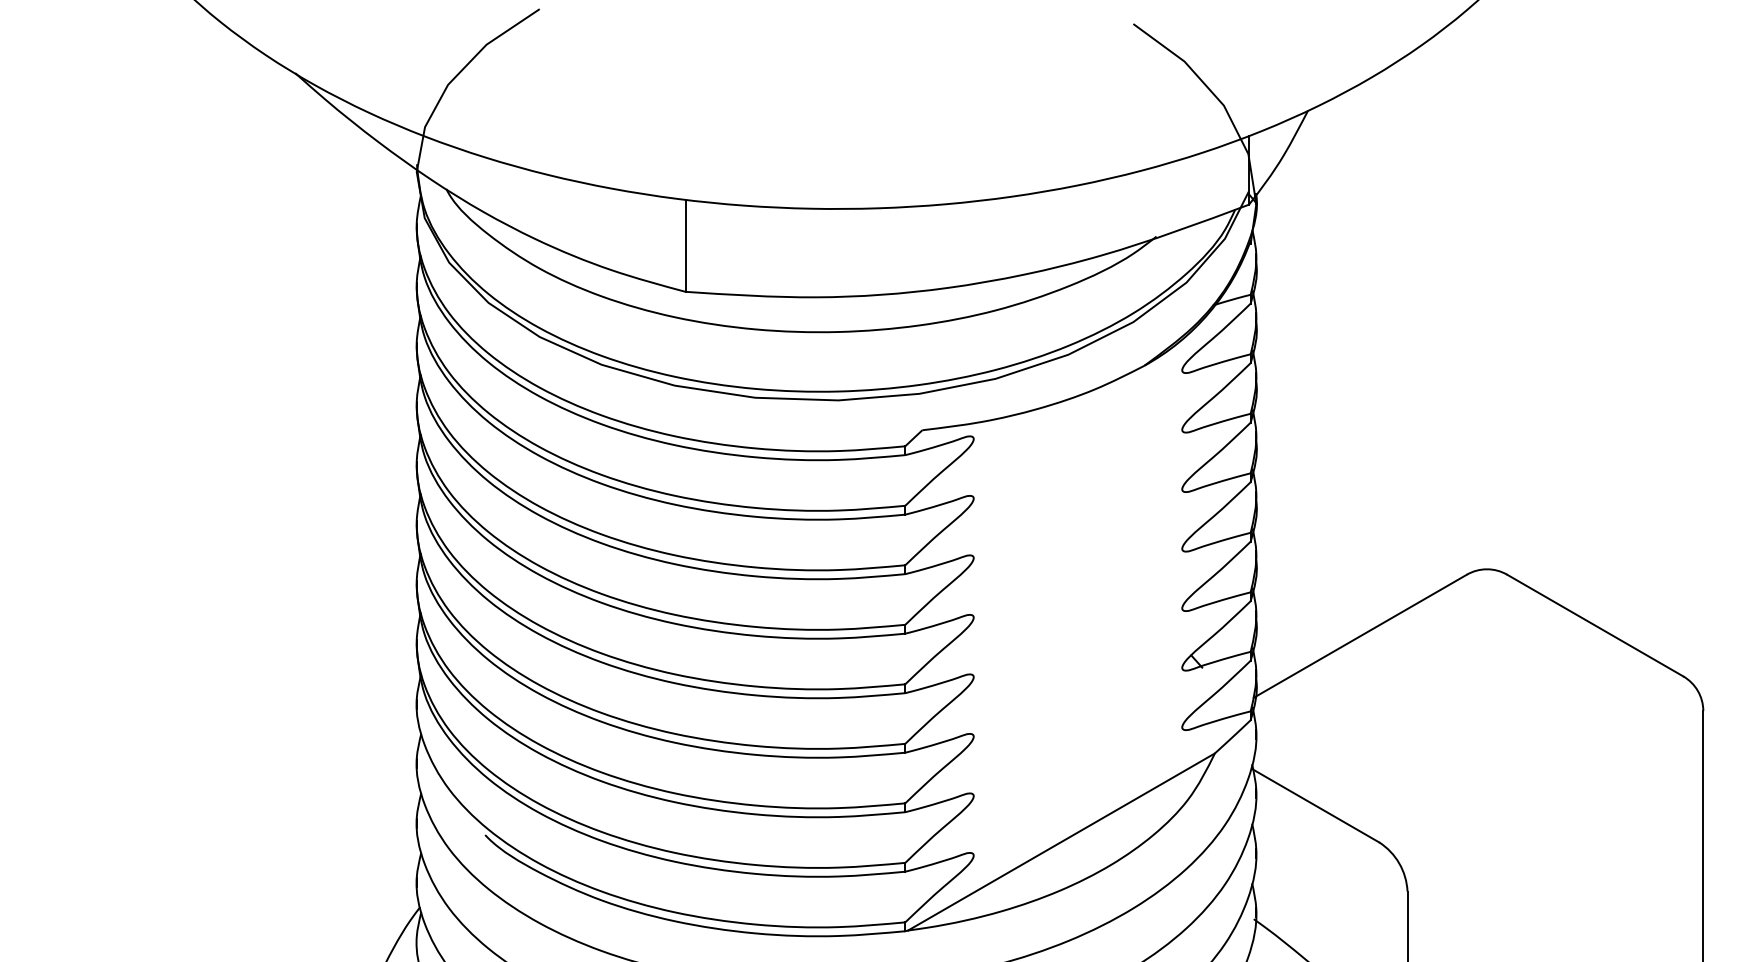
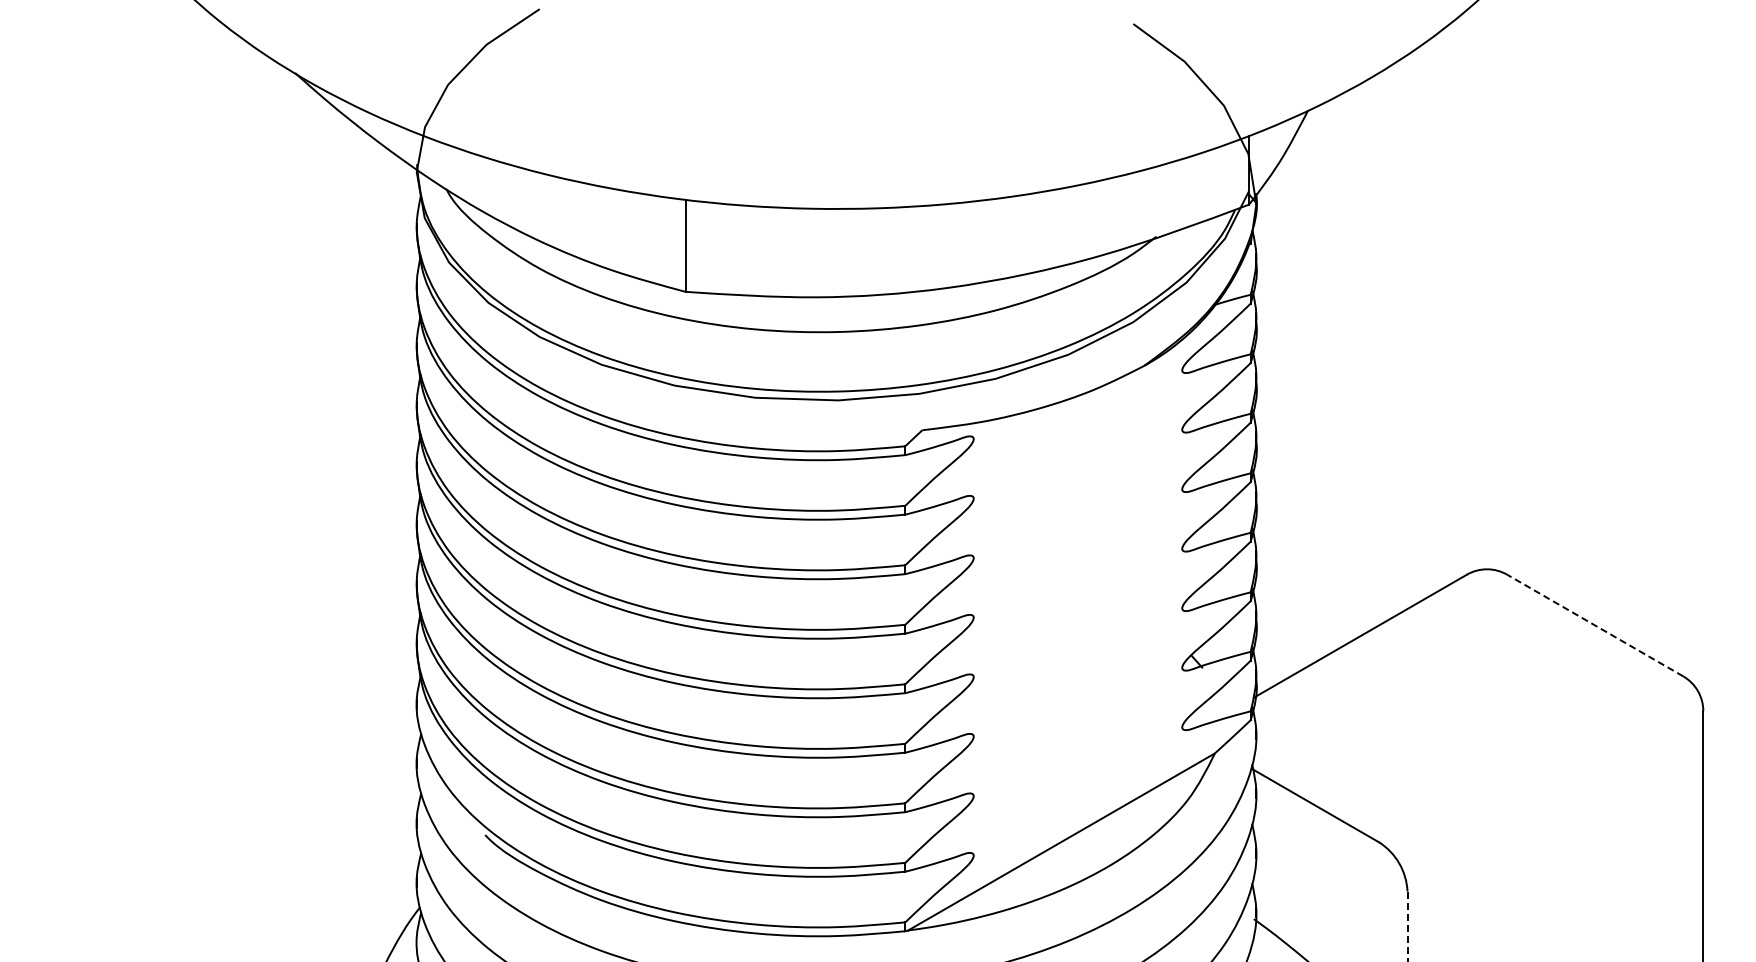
line: solid -> dashed (1595, 625)
line: solid -> dashed (1407, 926)
